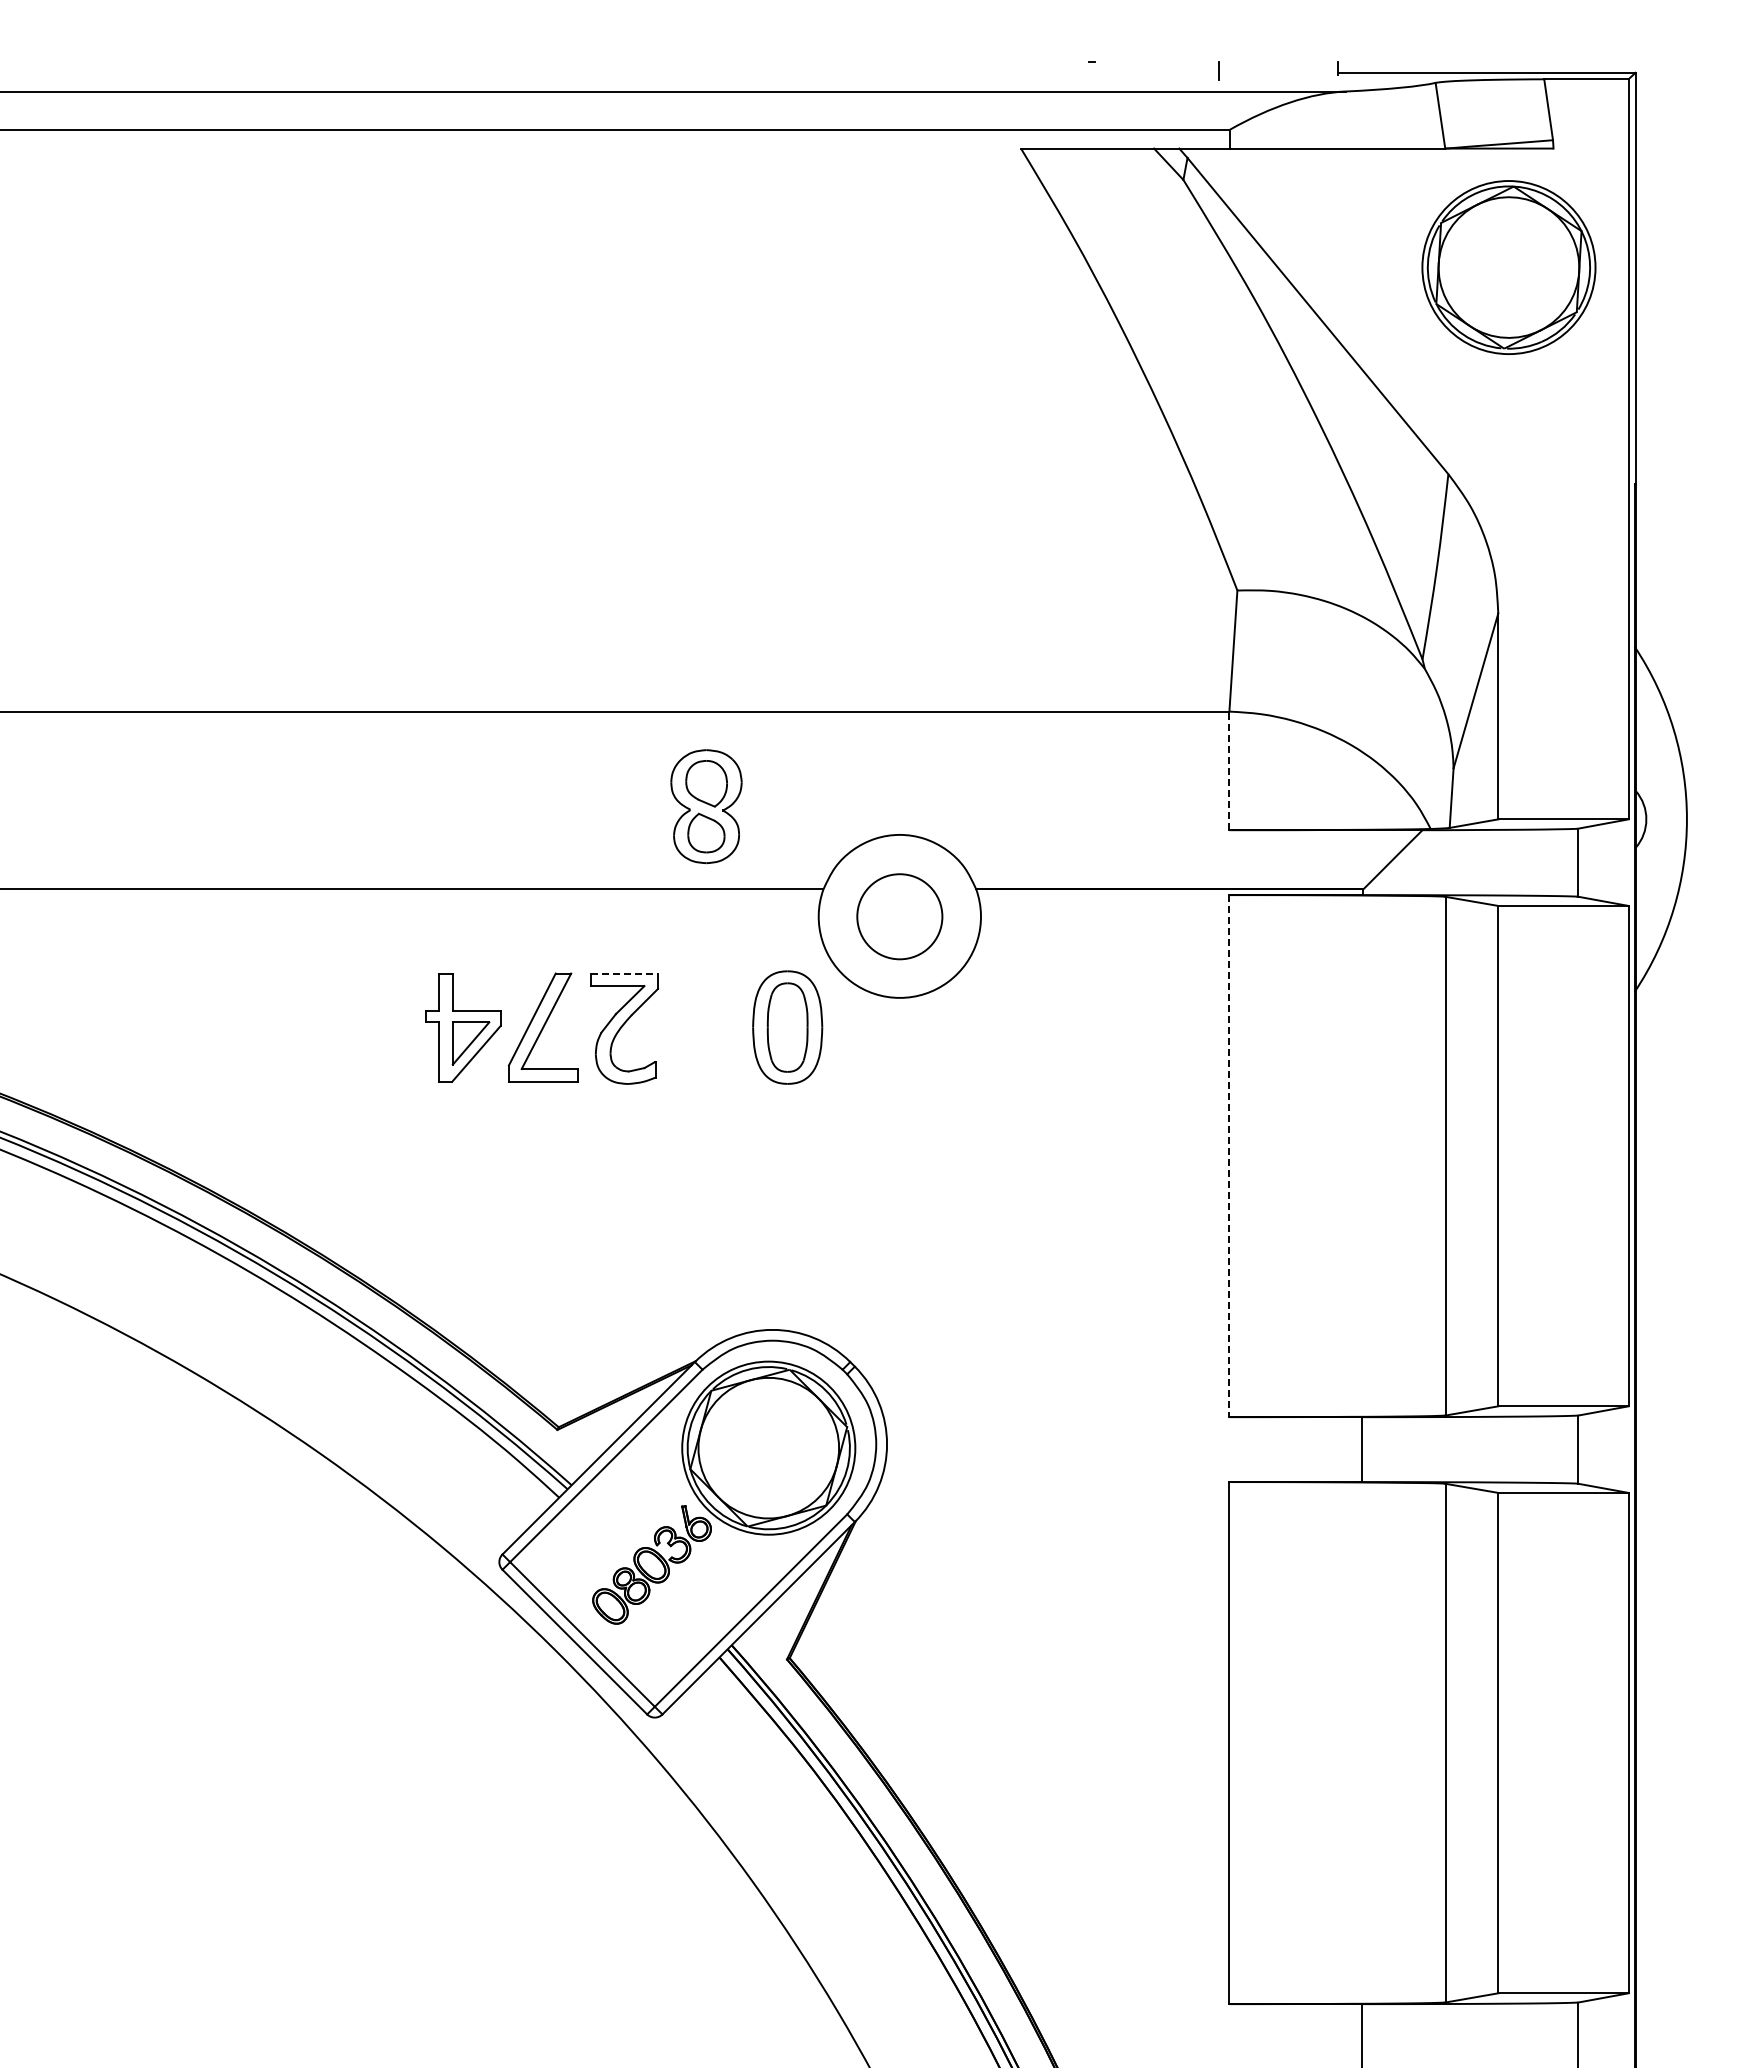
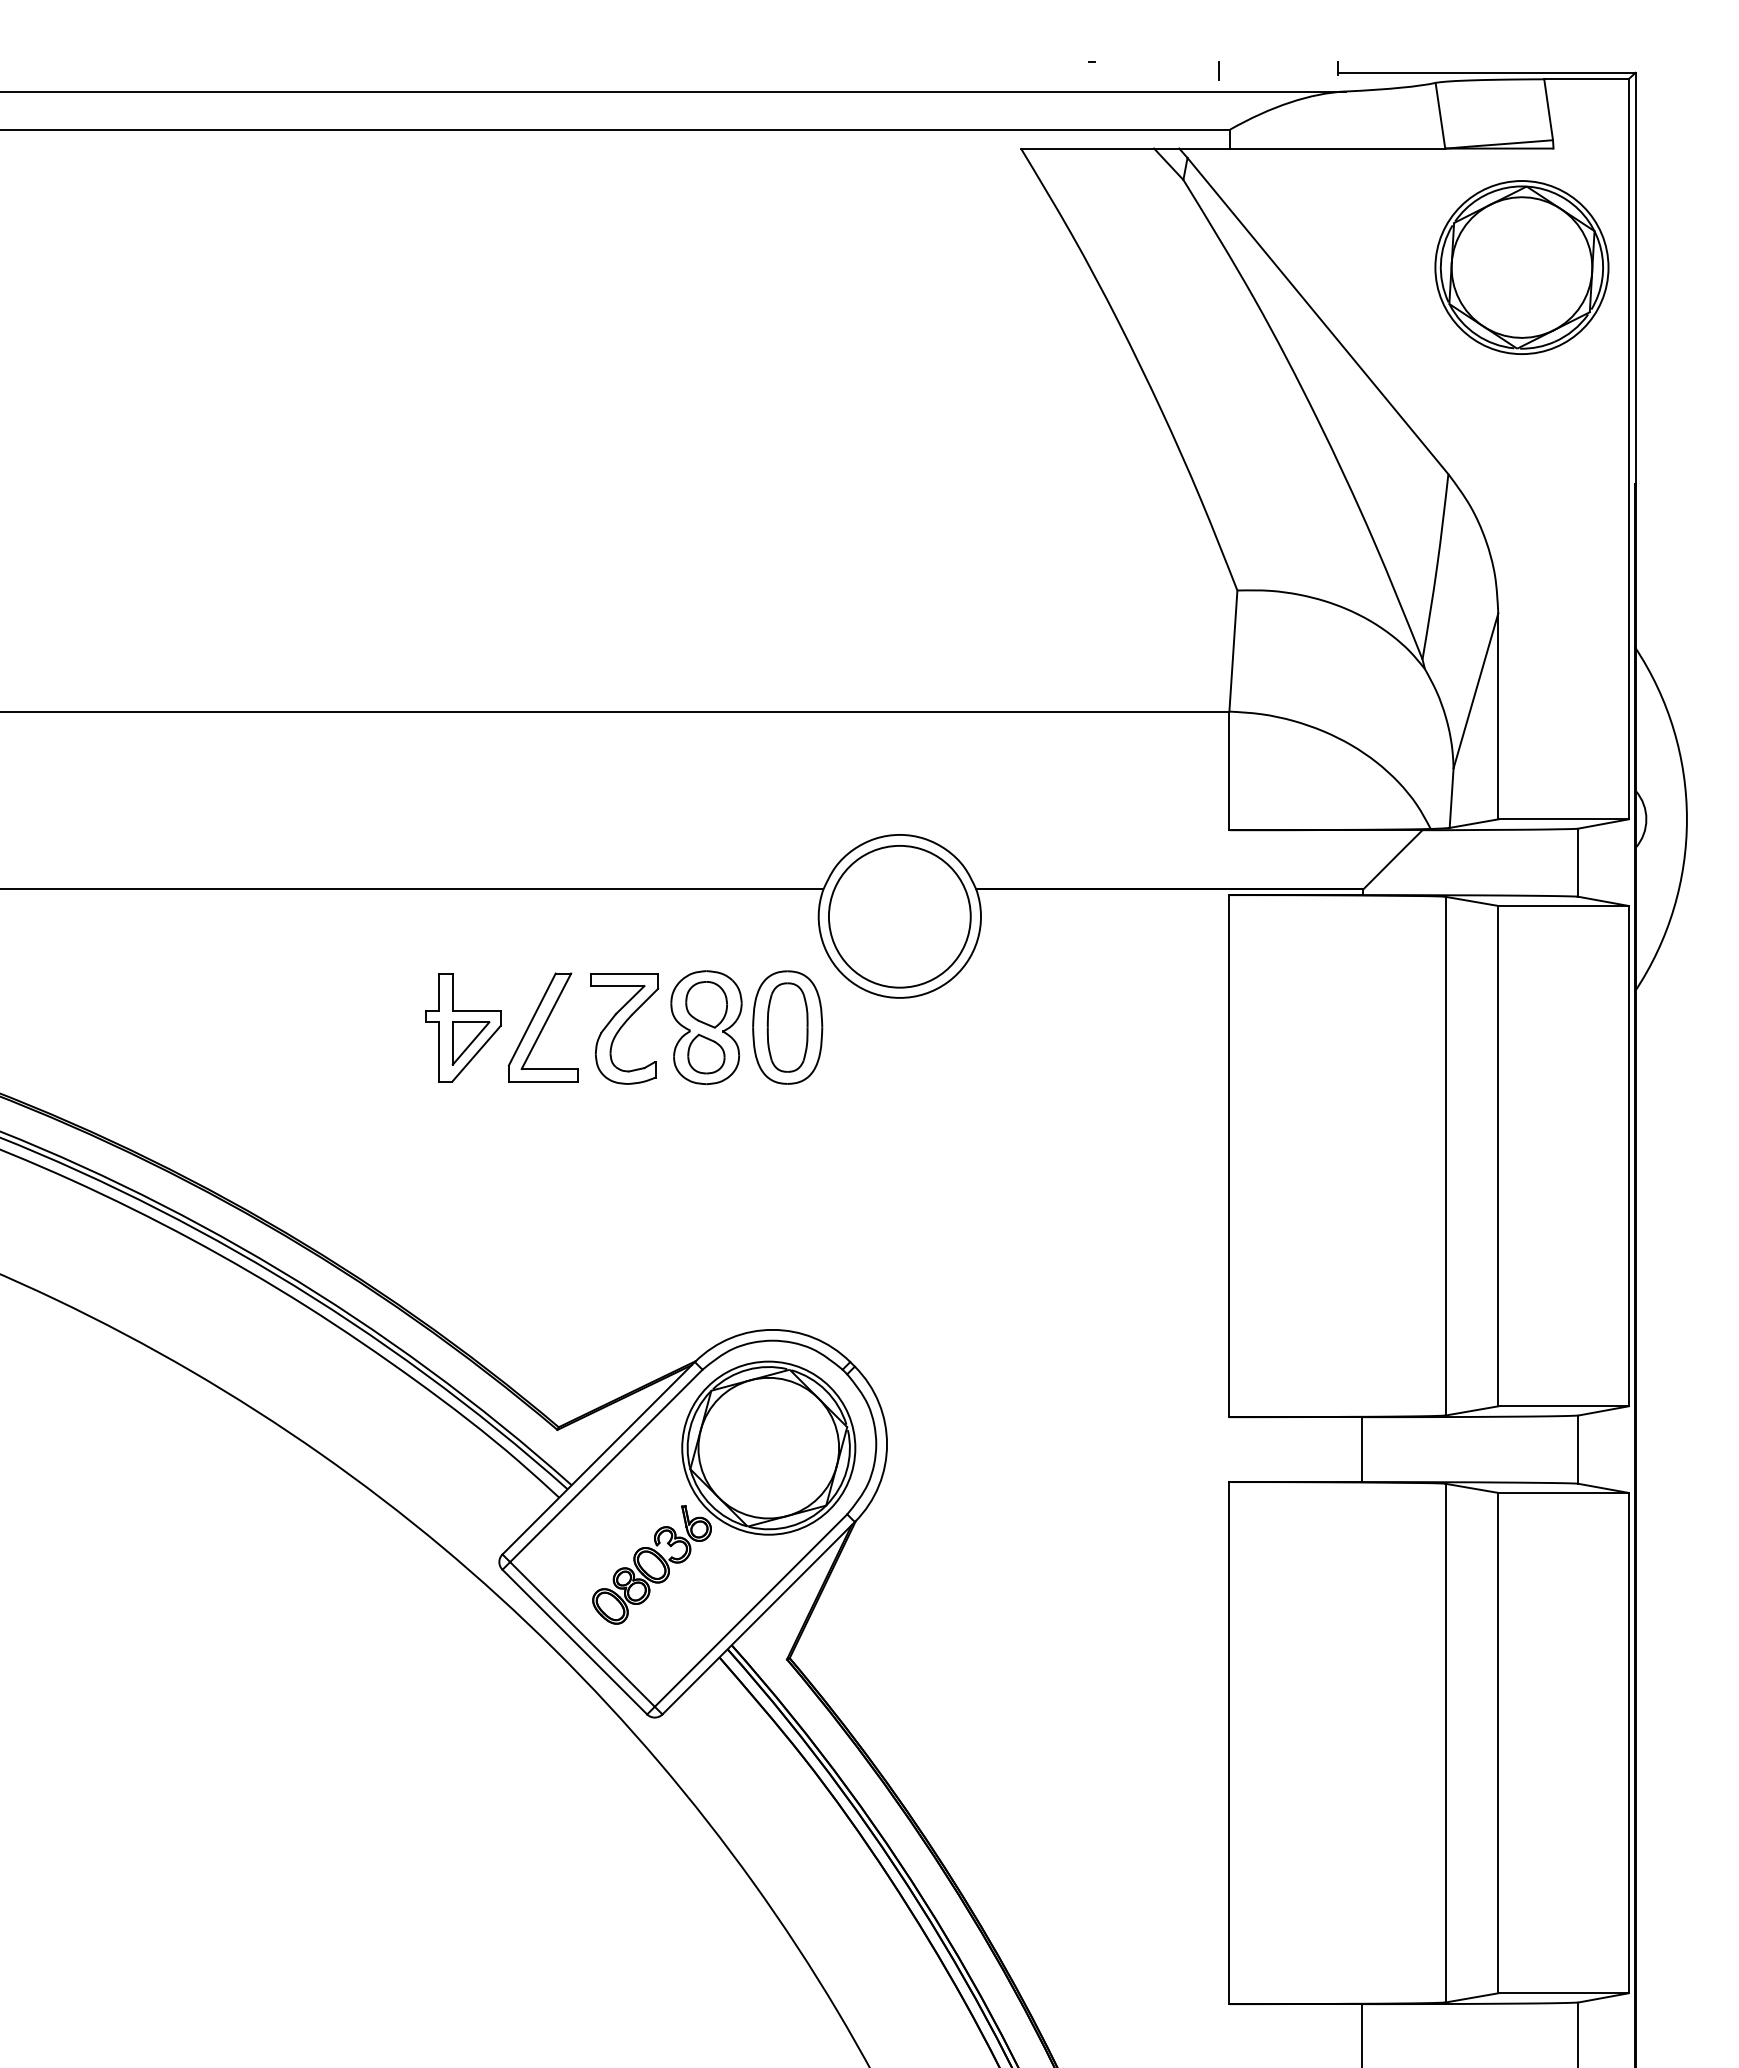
part position: (1508, 267) -> (1521, 267) (1521, 267)
line: dashed -> solid (1229, 770)
part position: (706, 806) -> (706, 1027) (706, 1027)
circle diameter: 85 px -> 142 px (899, 916)
line: dashed -> solid (625, 973)
line: dashed -> solid (1229, 1156)
